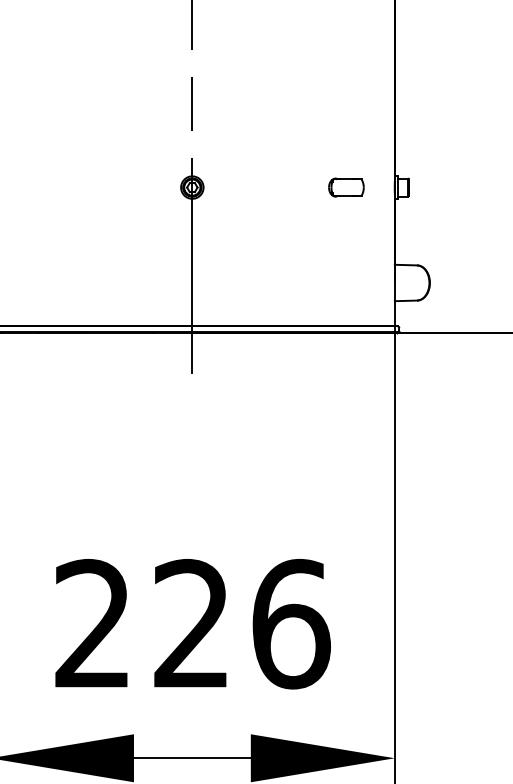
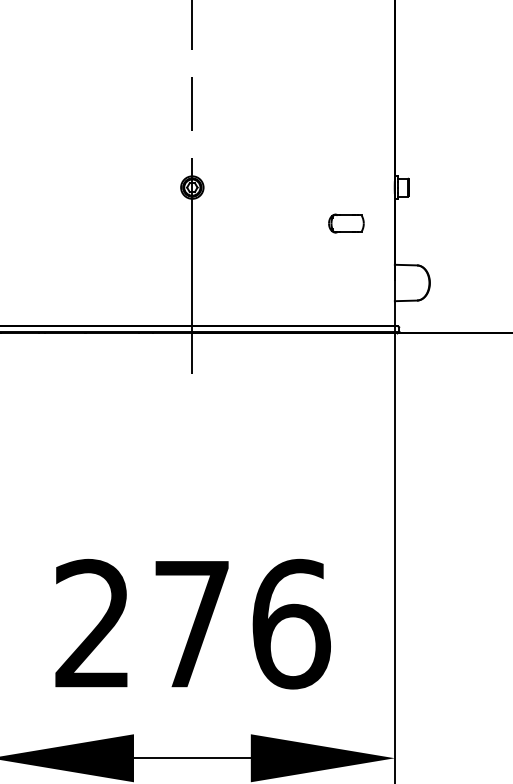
part position: (346, 187) -> (346, 223) (346, 223)
text: 226 -> 276 (191, 622)
